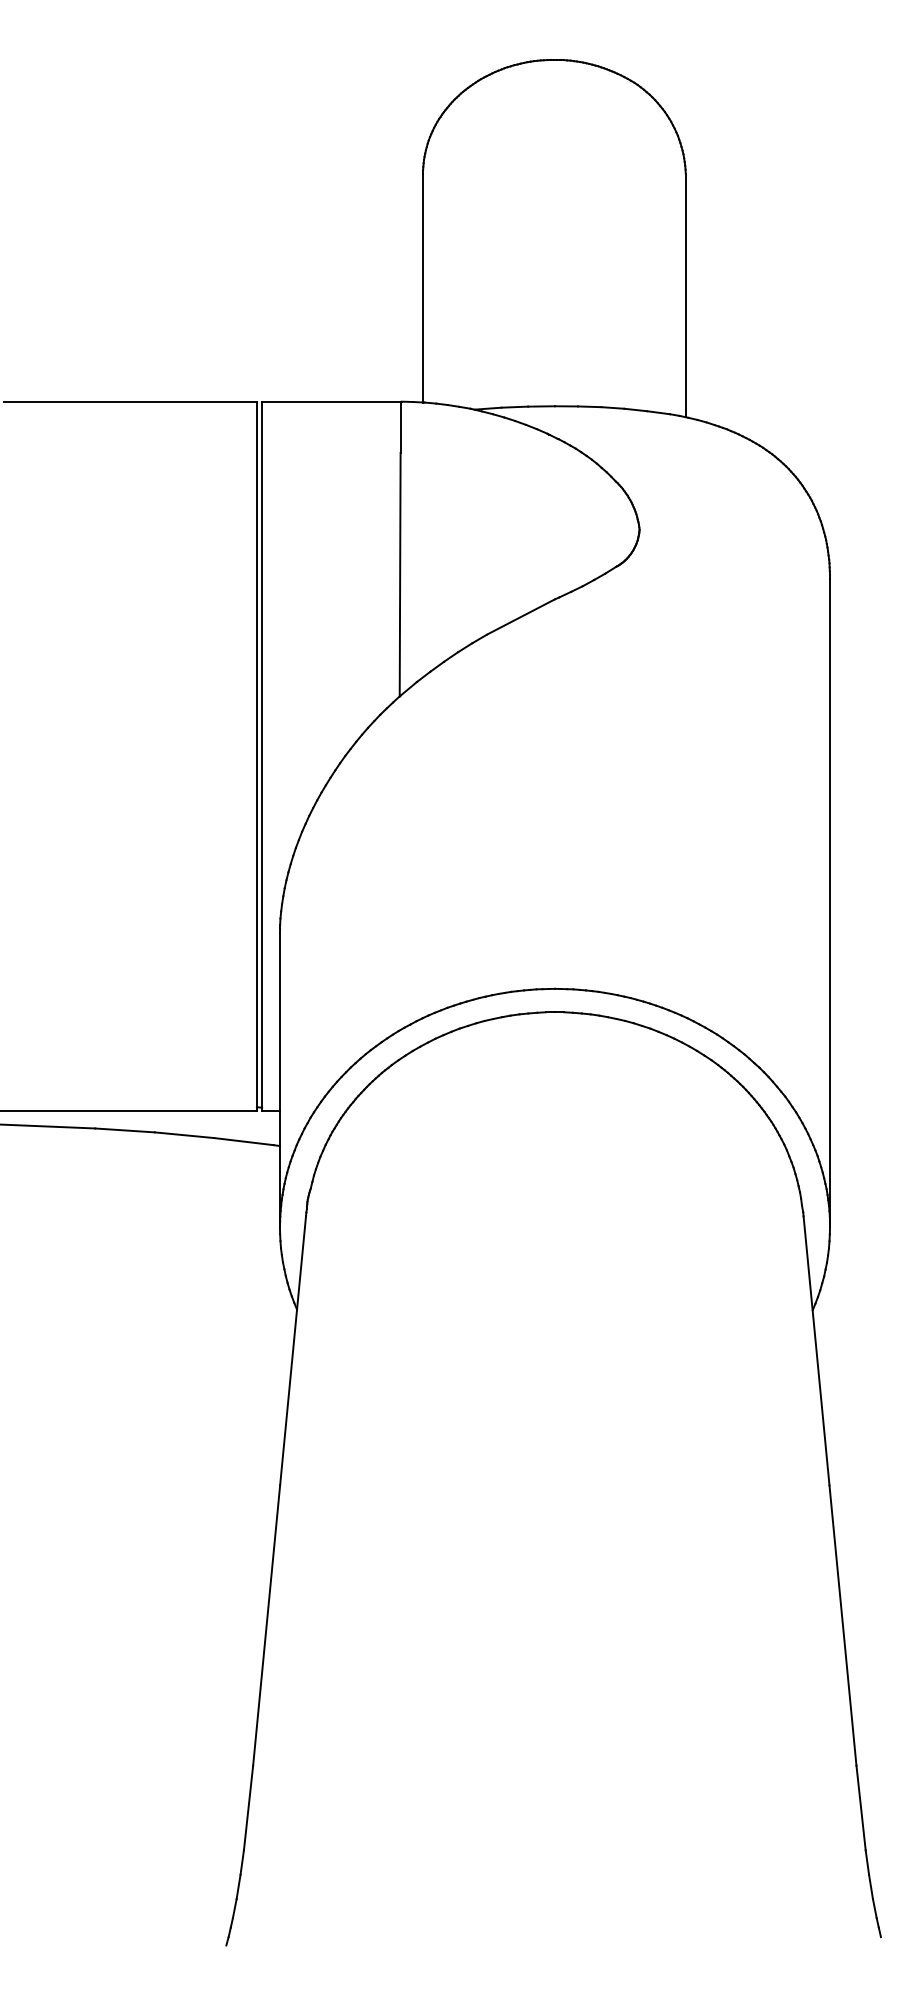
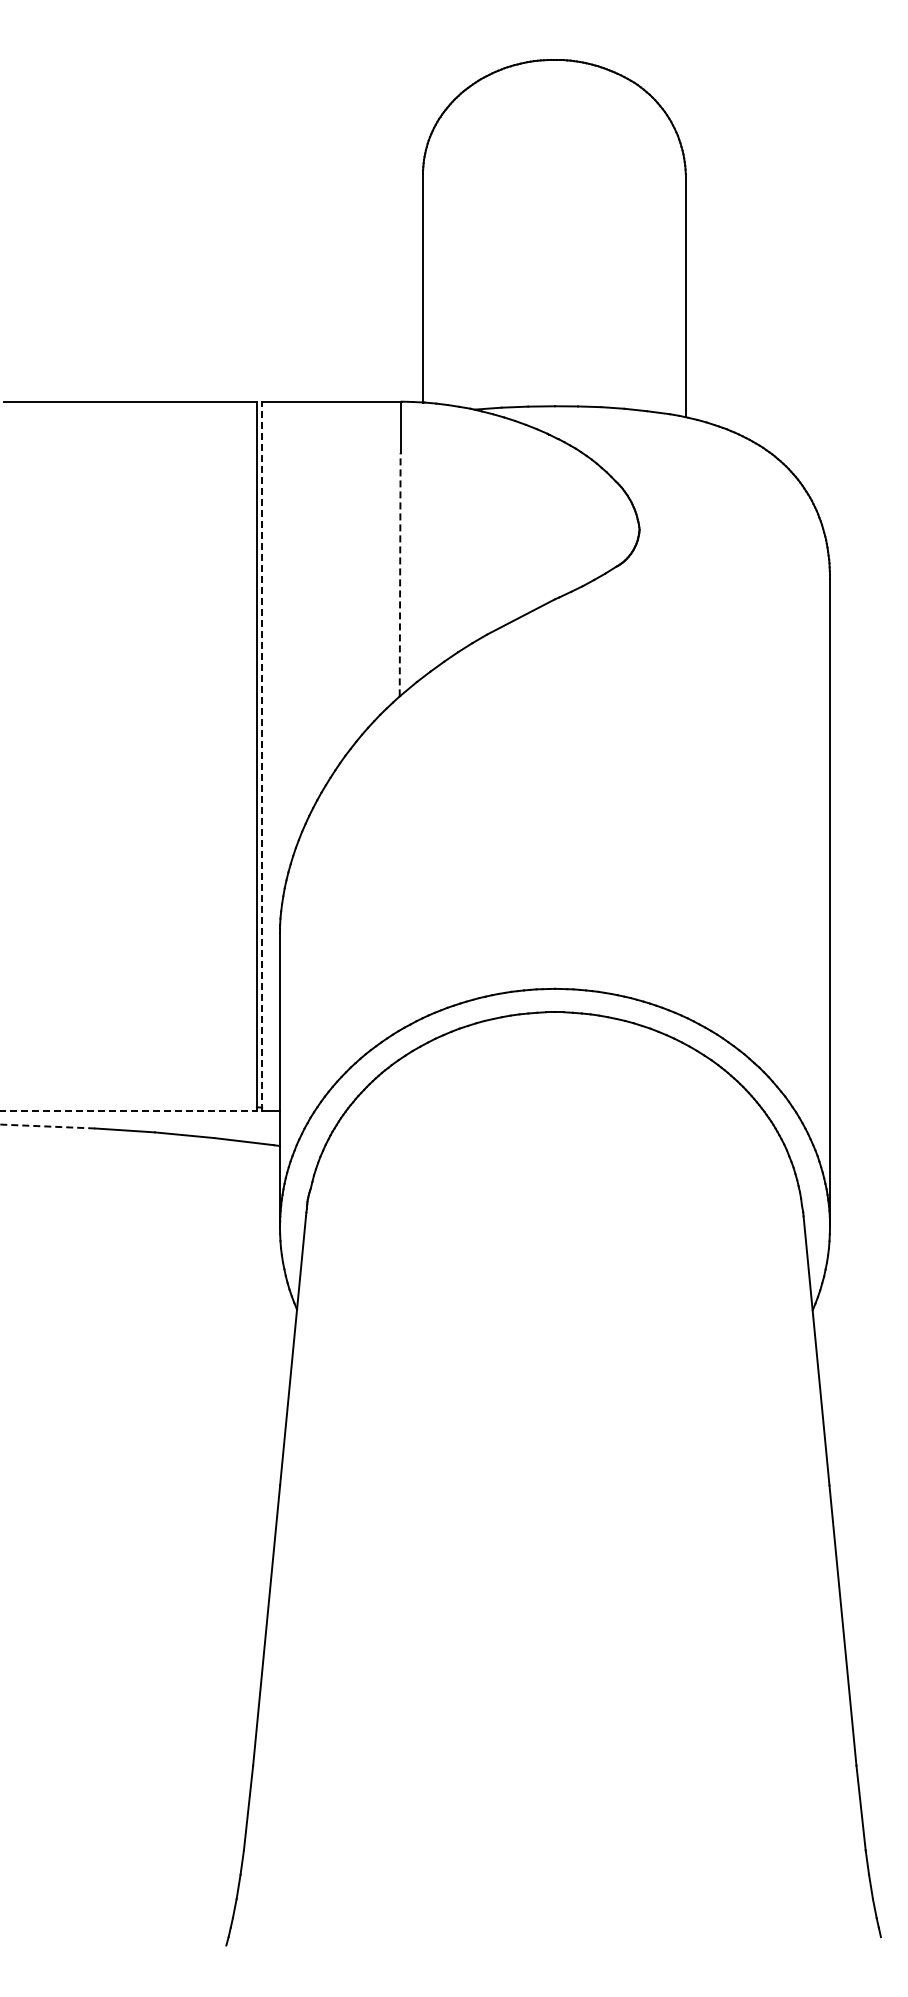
line: solid -> dashed (400, 574)
line: solid -> dashed (262, 756)
line: solid -> dashed (129, 1111)
line: solid -> dashed (47, 1126)
